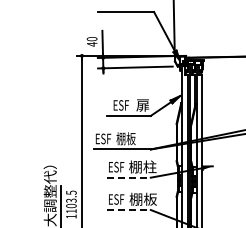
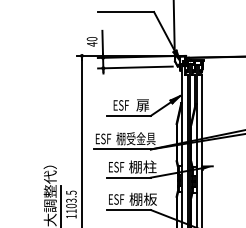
text: 棚板 -> 棚受金具 (140, 138)
line: dashed -> solid (129, 177)
line: dashed -> solid (129, 210)
